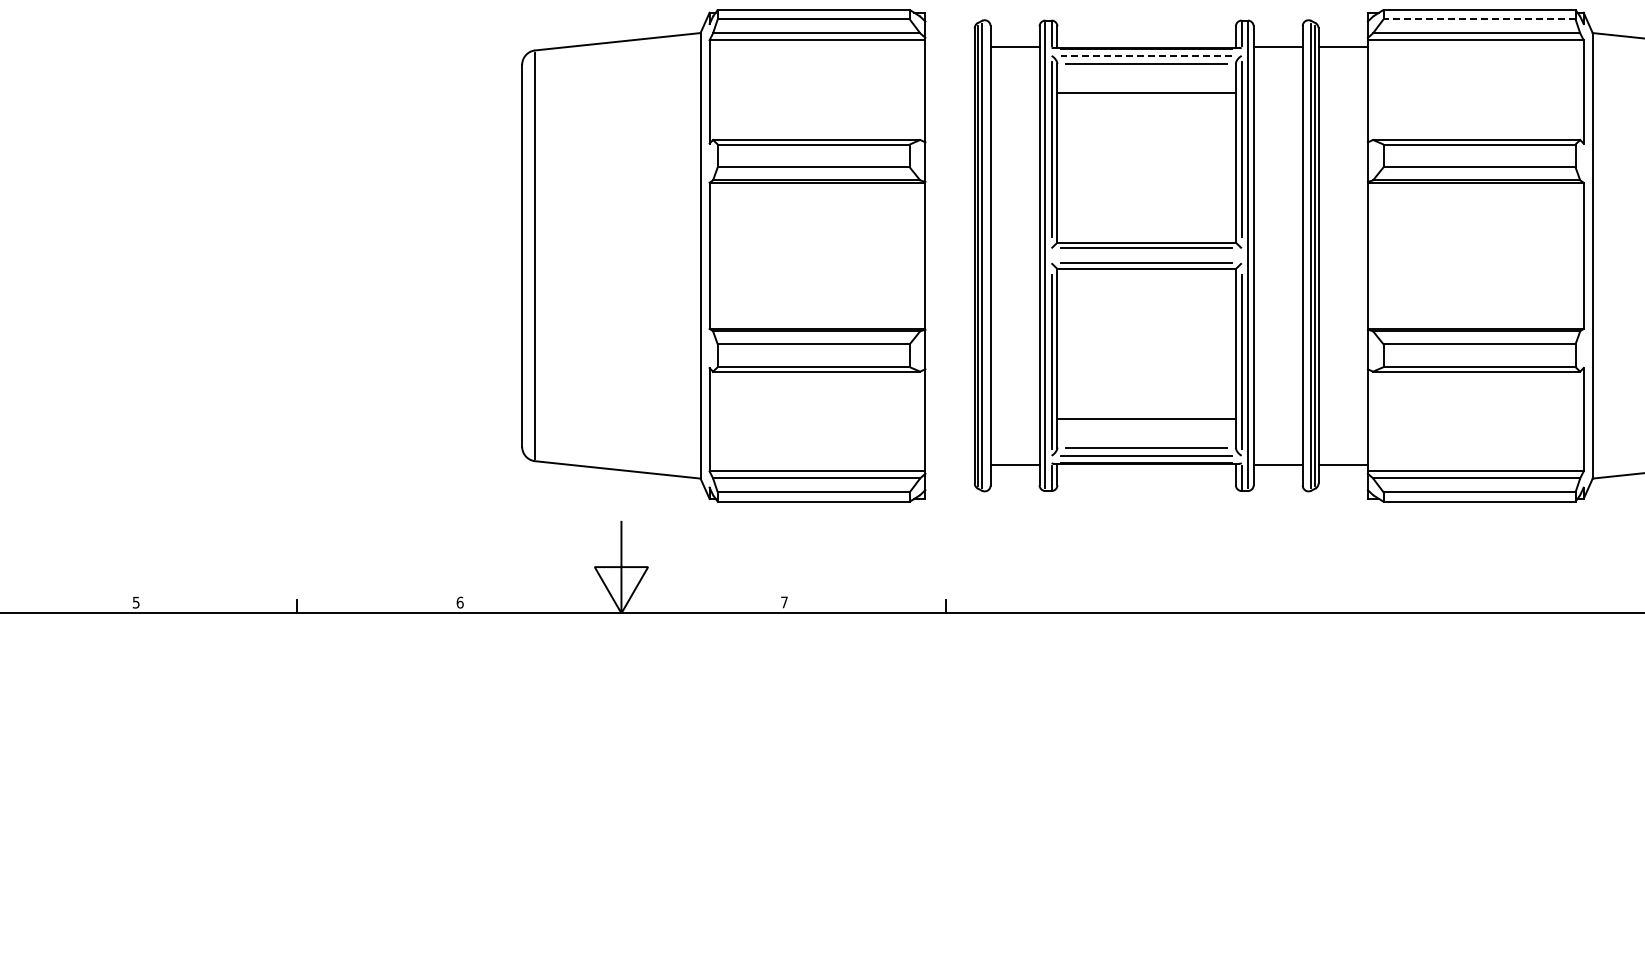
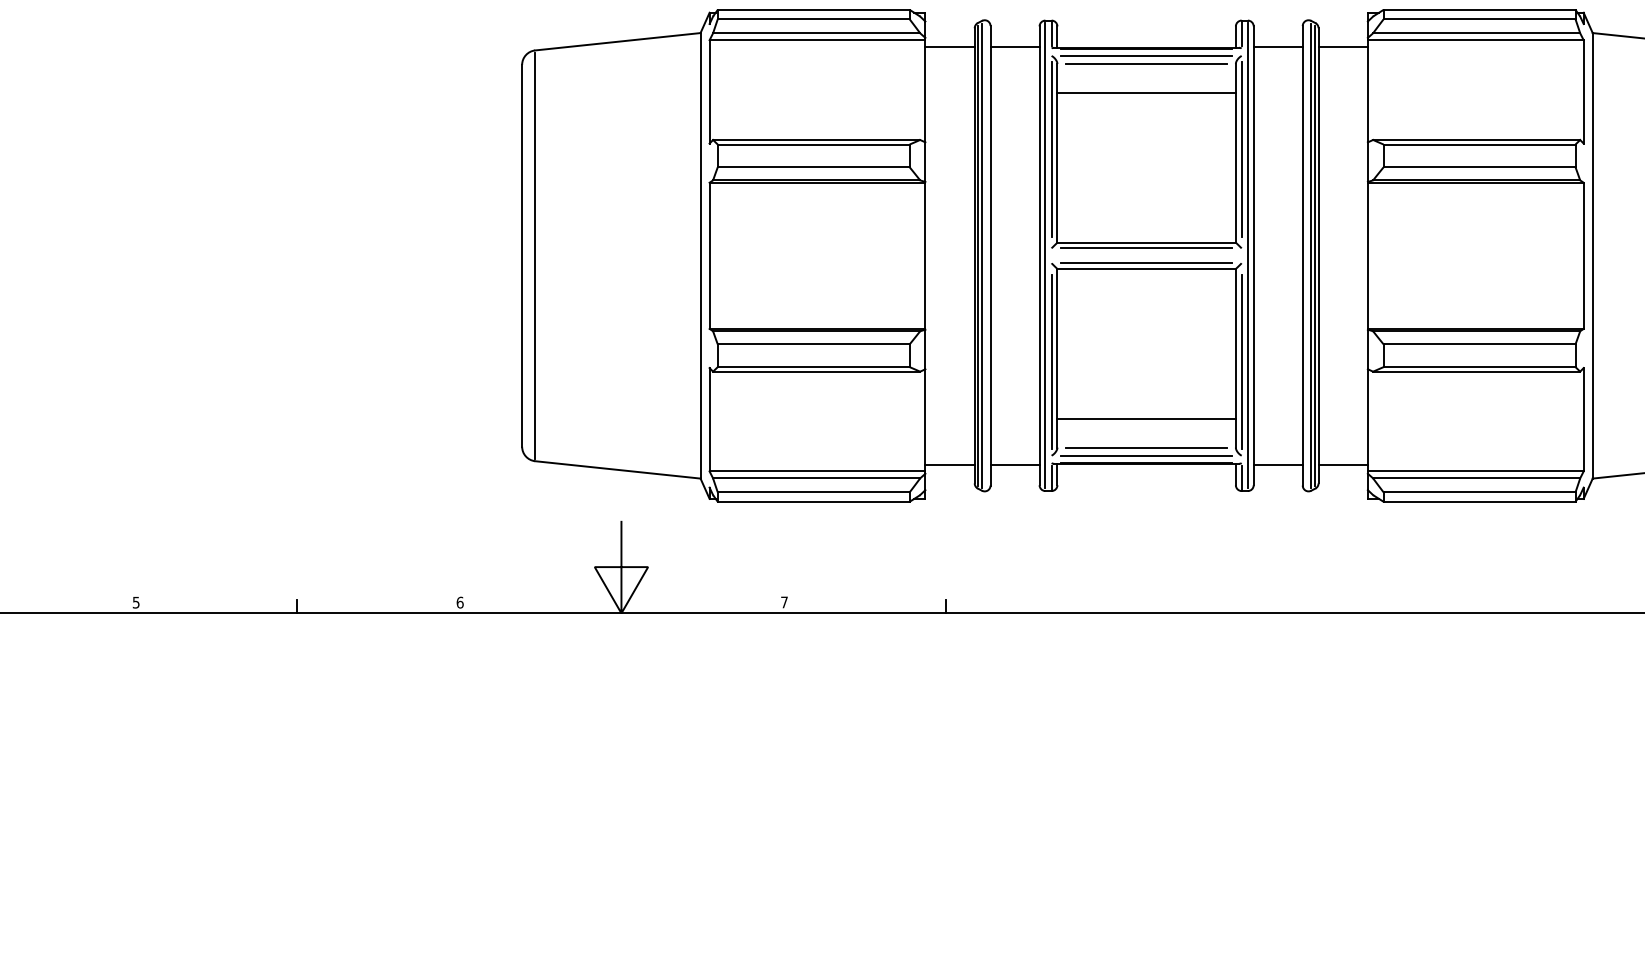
line: dashed -> solid (1479, 19)
line: none -> present (949, 46)
line: dashed -> solid (1146, 55)
line: none -> present (949, 464)
